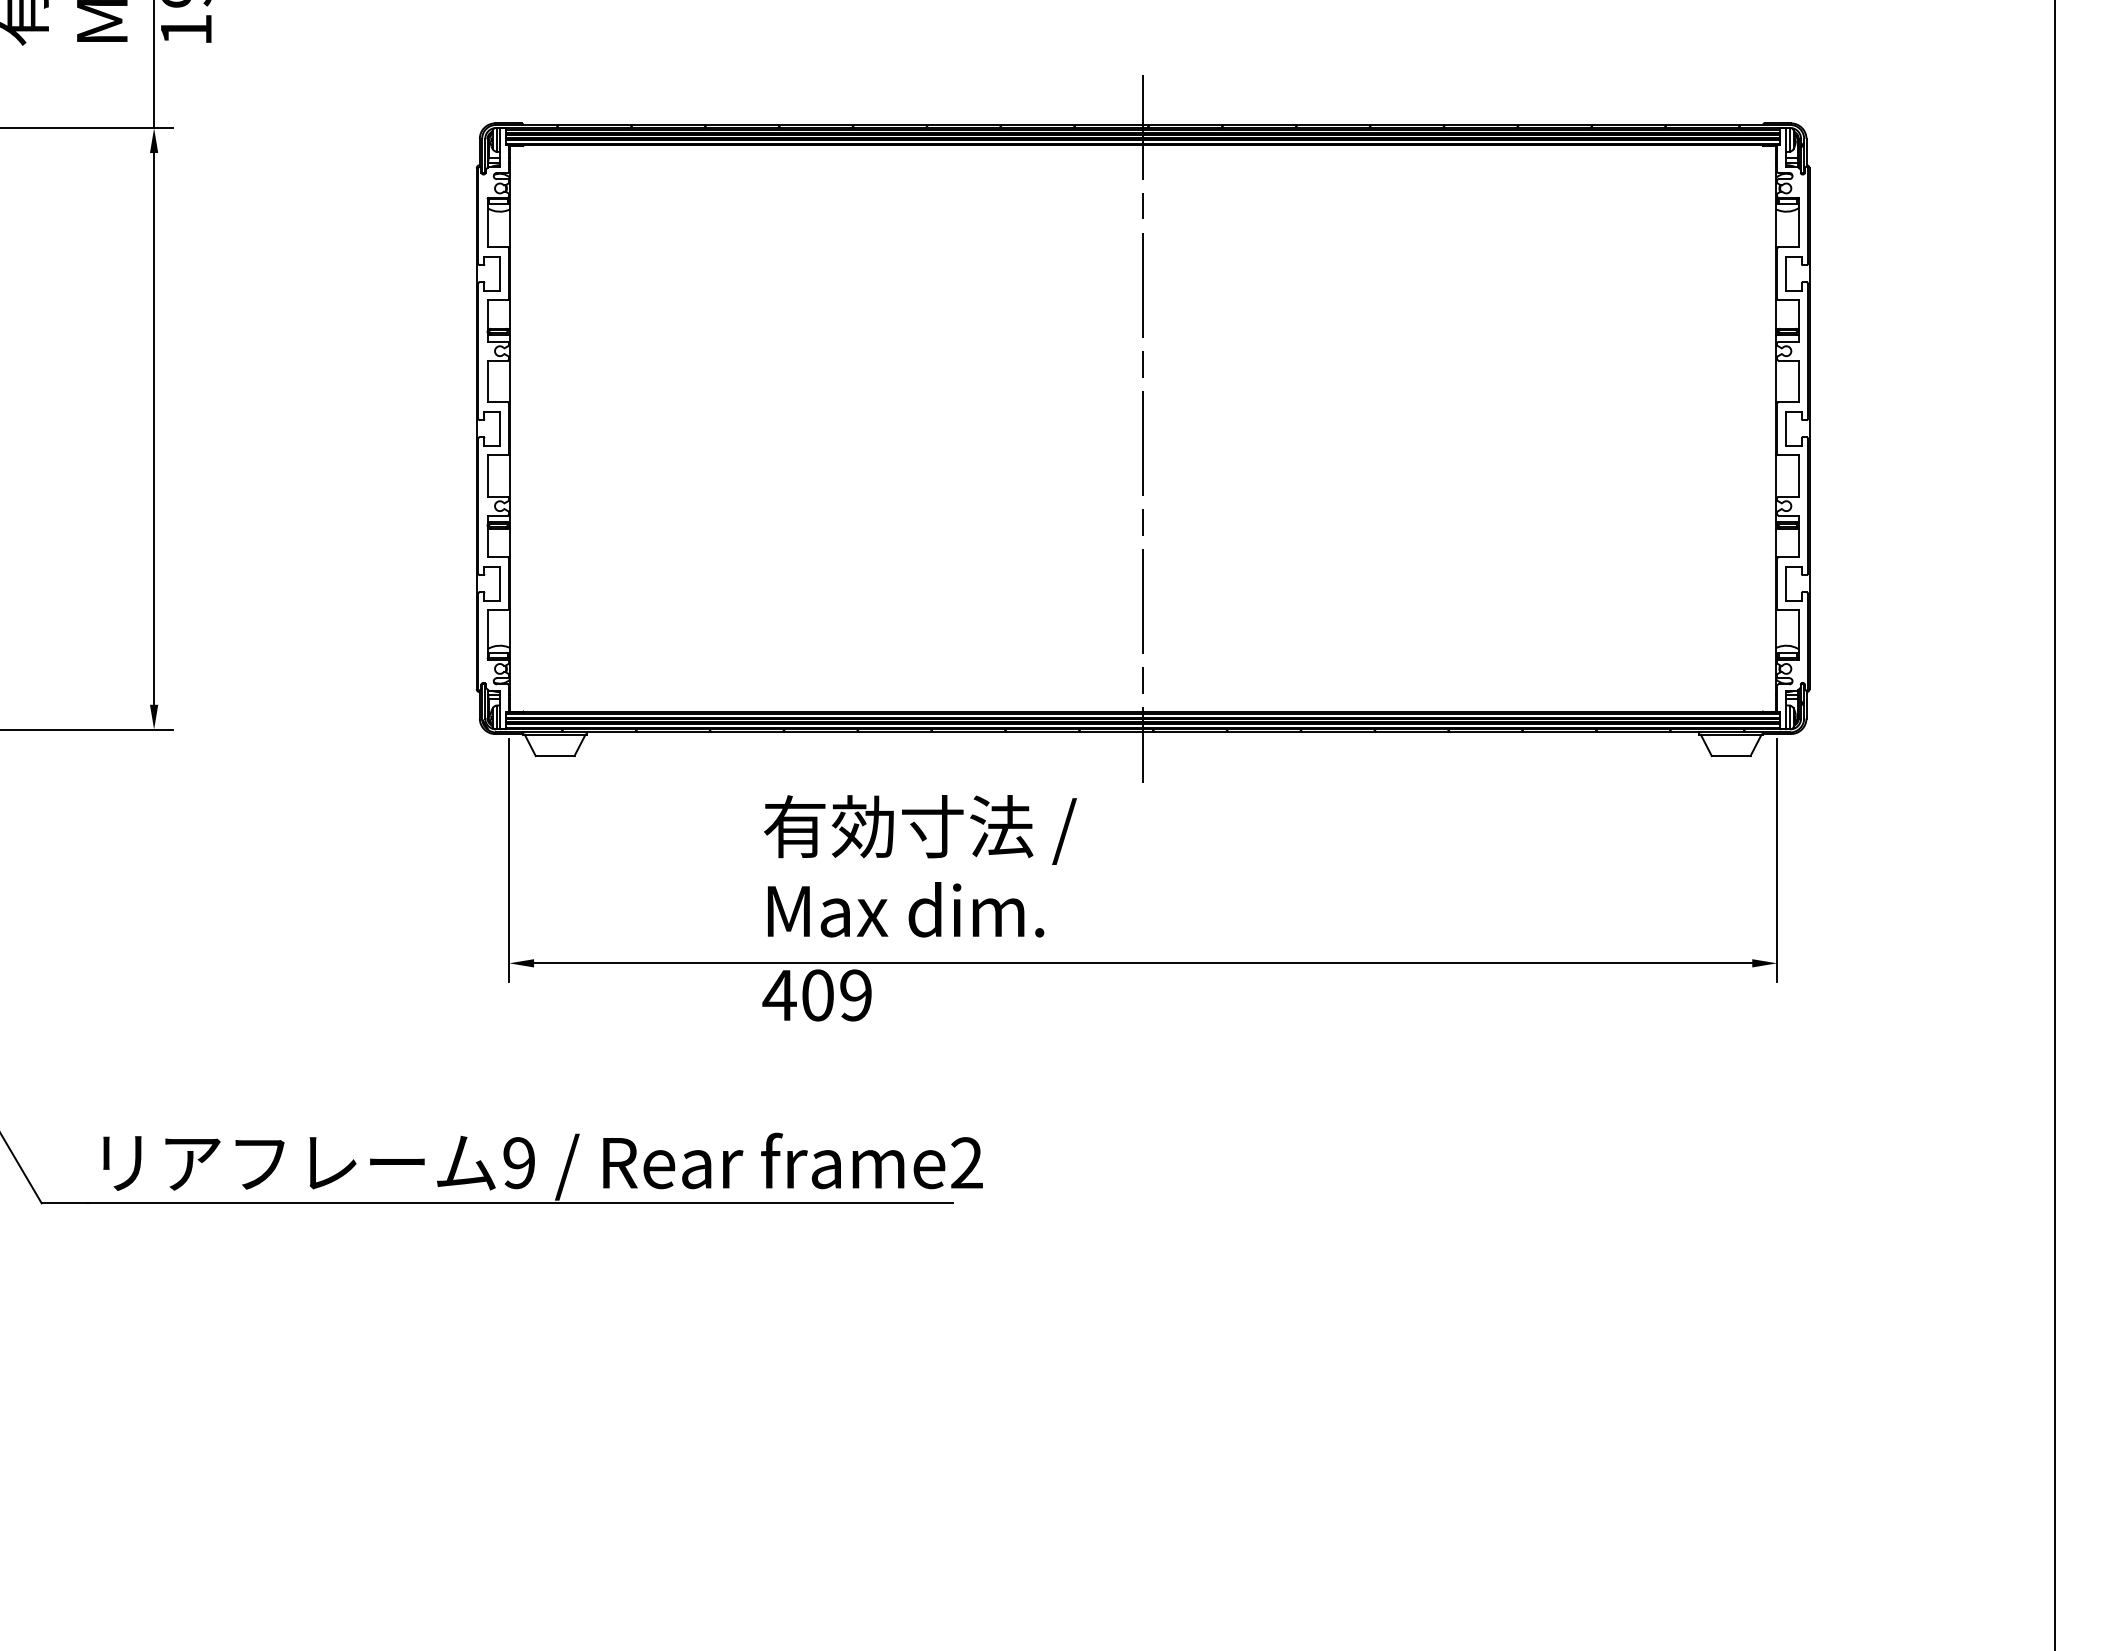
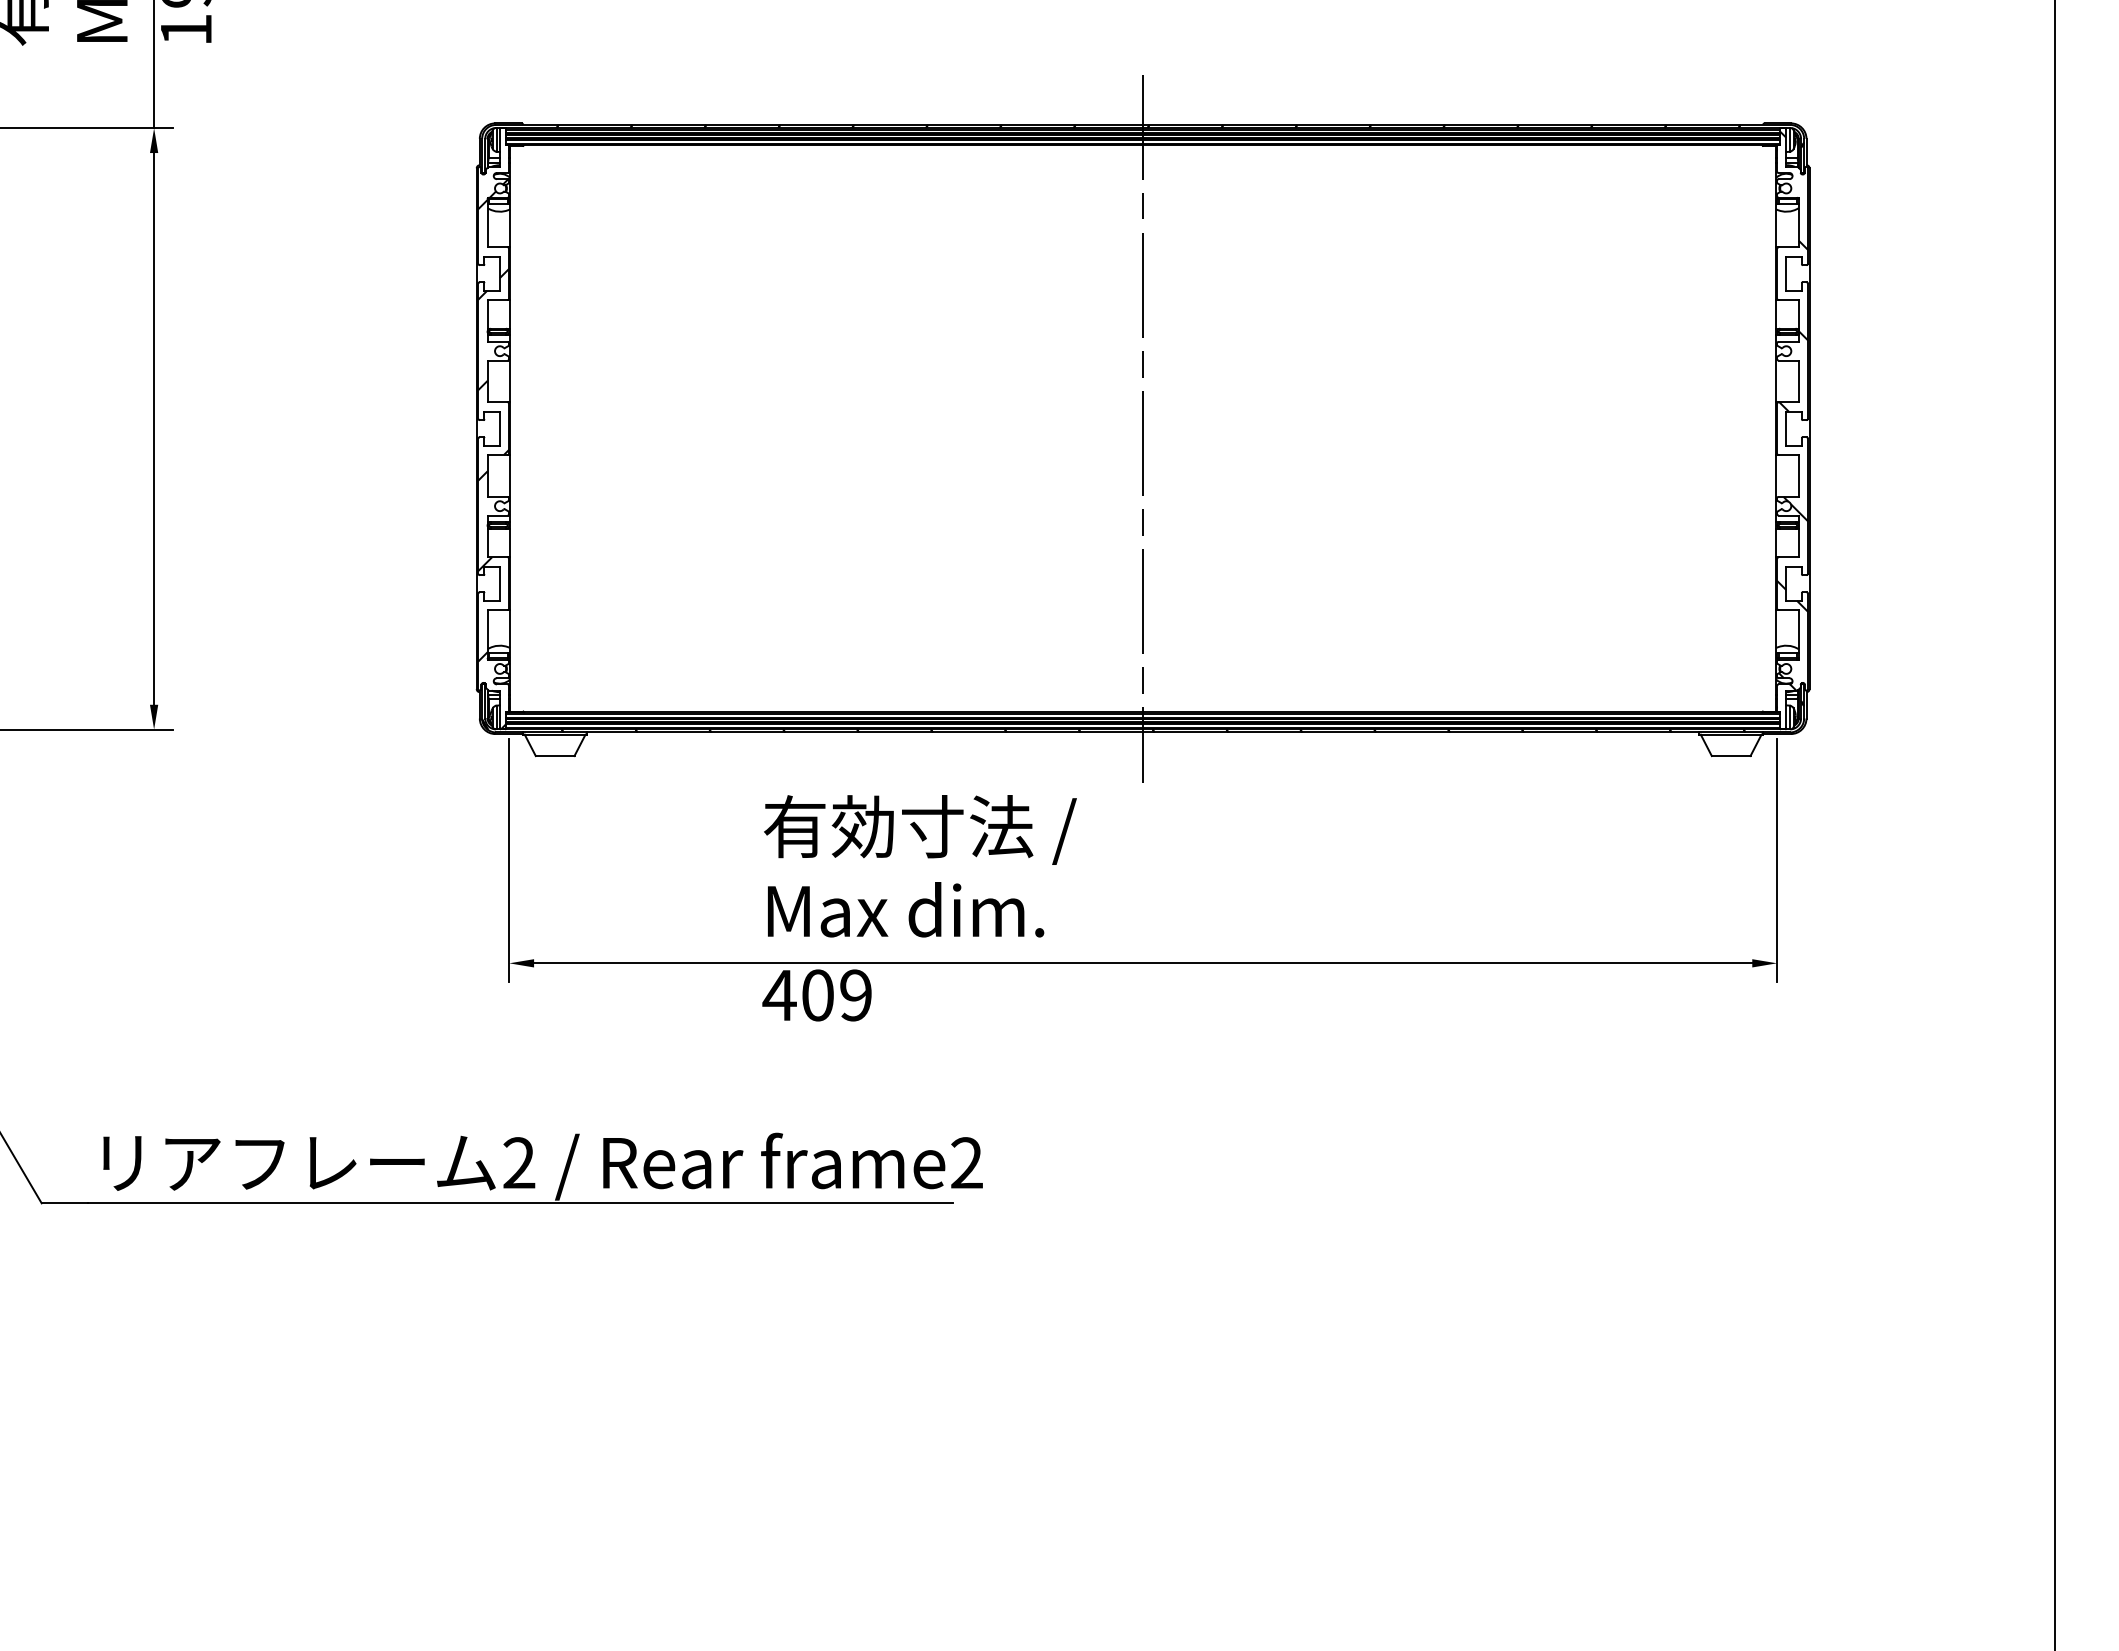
hatch: none -> present (1792, 410)
hatch: none -> present (493, 454)
text: 9 -> 2 (519, 1163)
